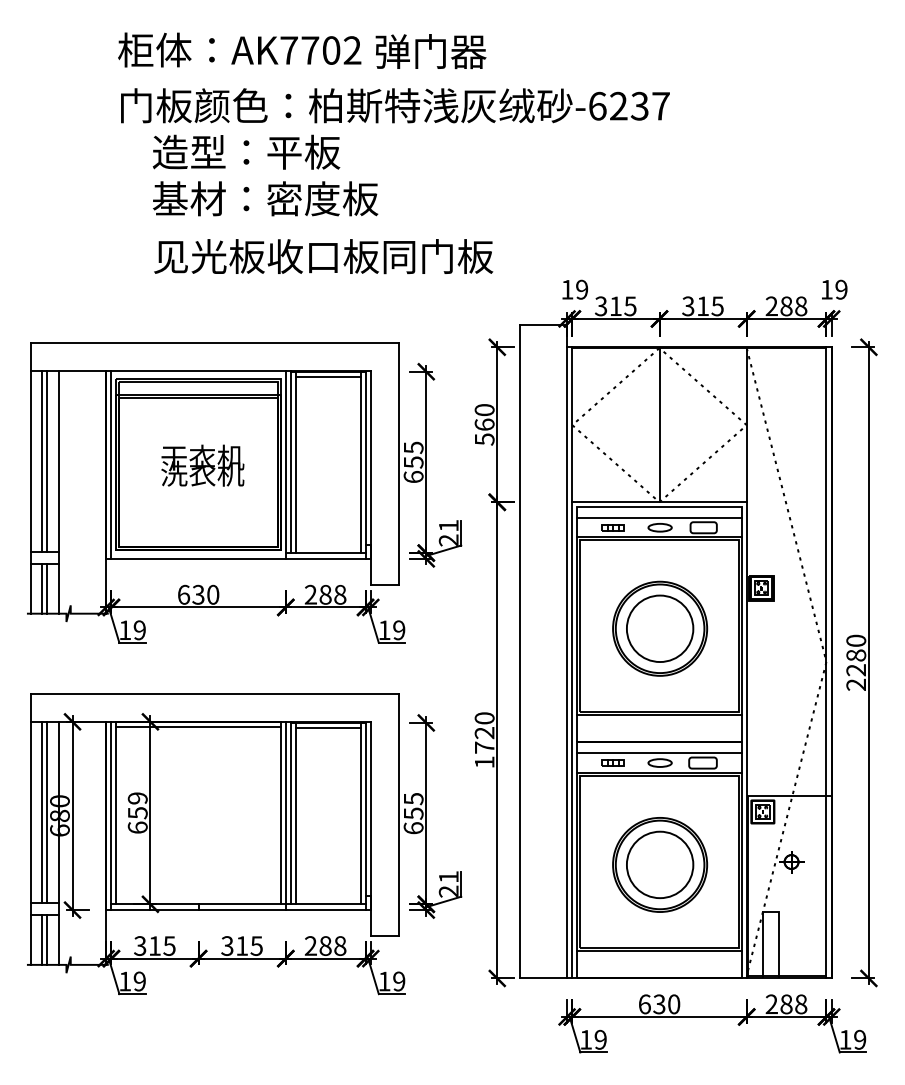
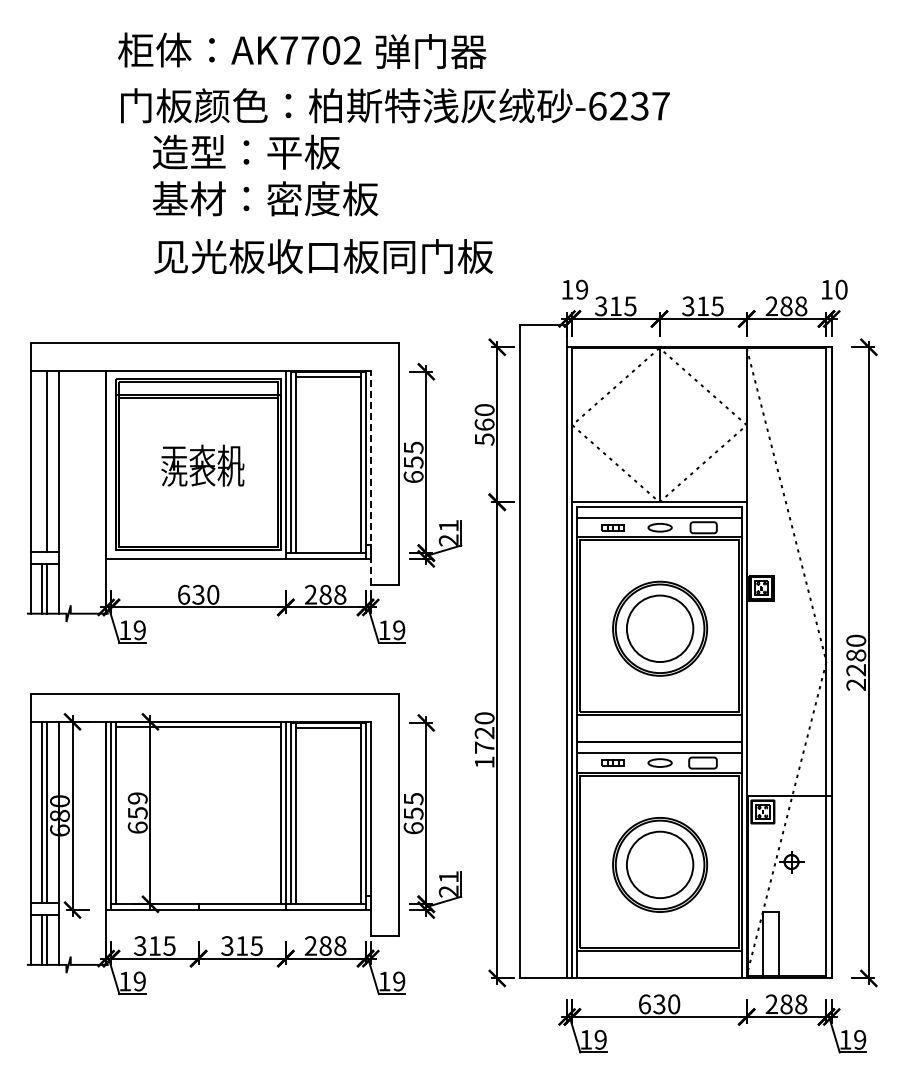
text: 19 -> 10 (841, 289)
line: present -> none (41, 460)
line: present -> none (111, 464)
line: solid -> dashed (371, 477)
